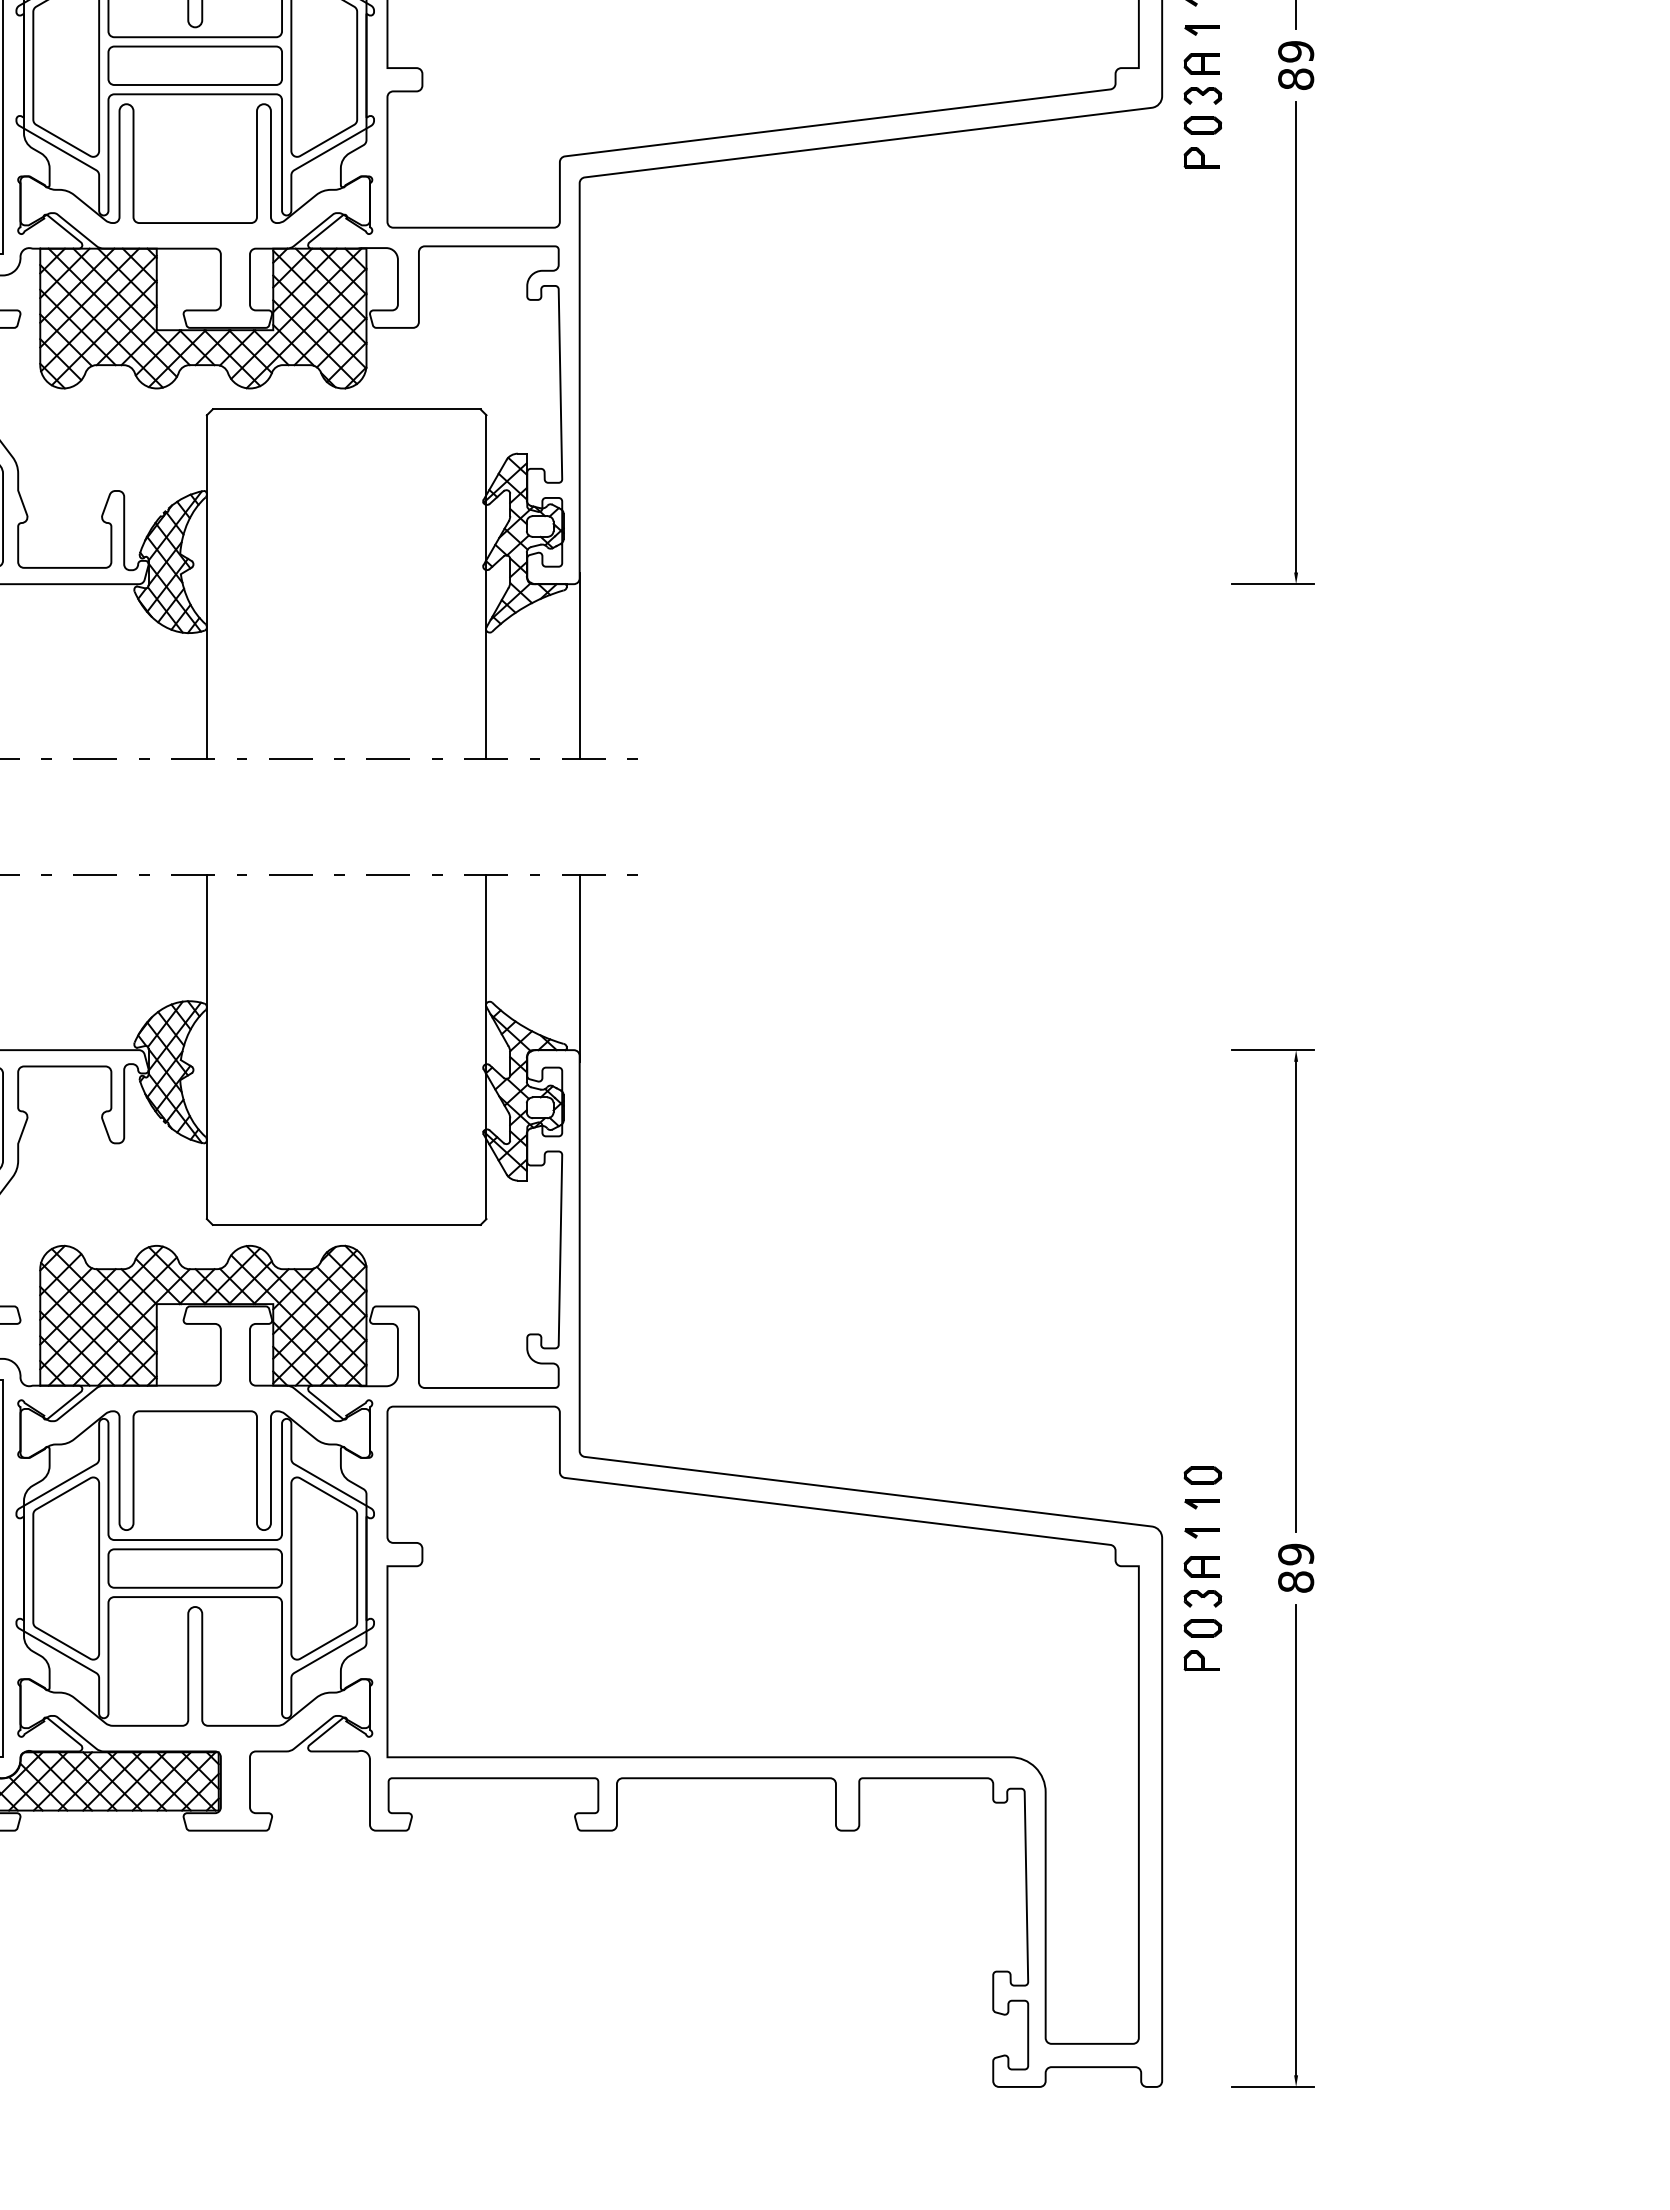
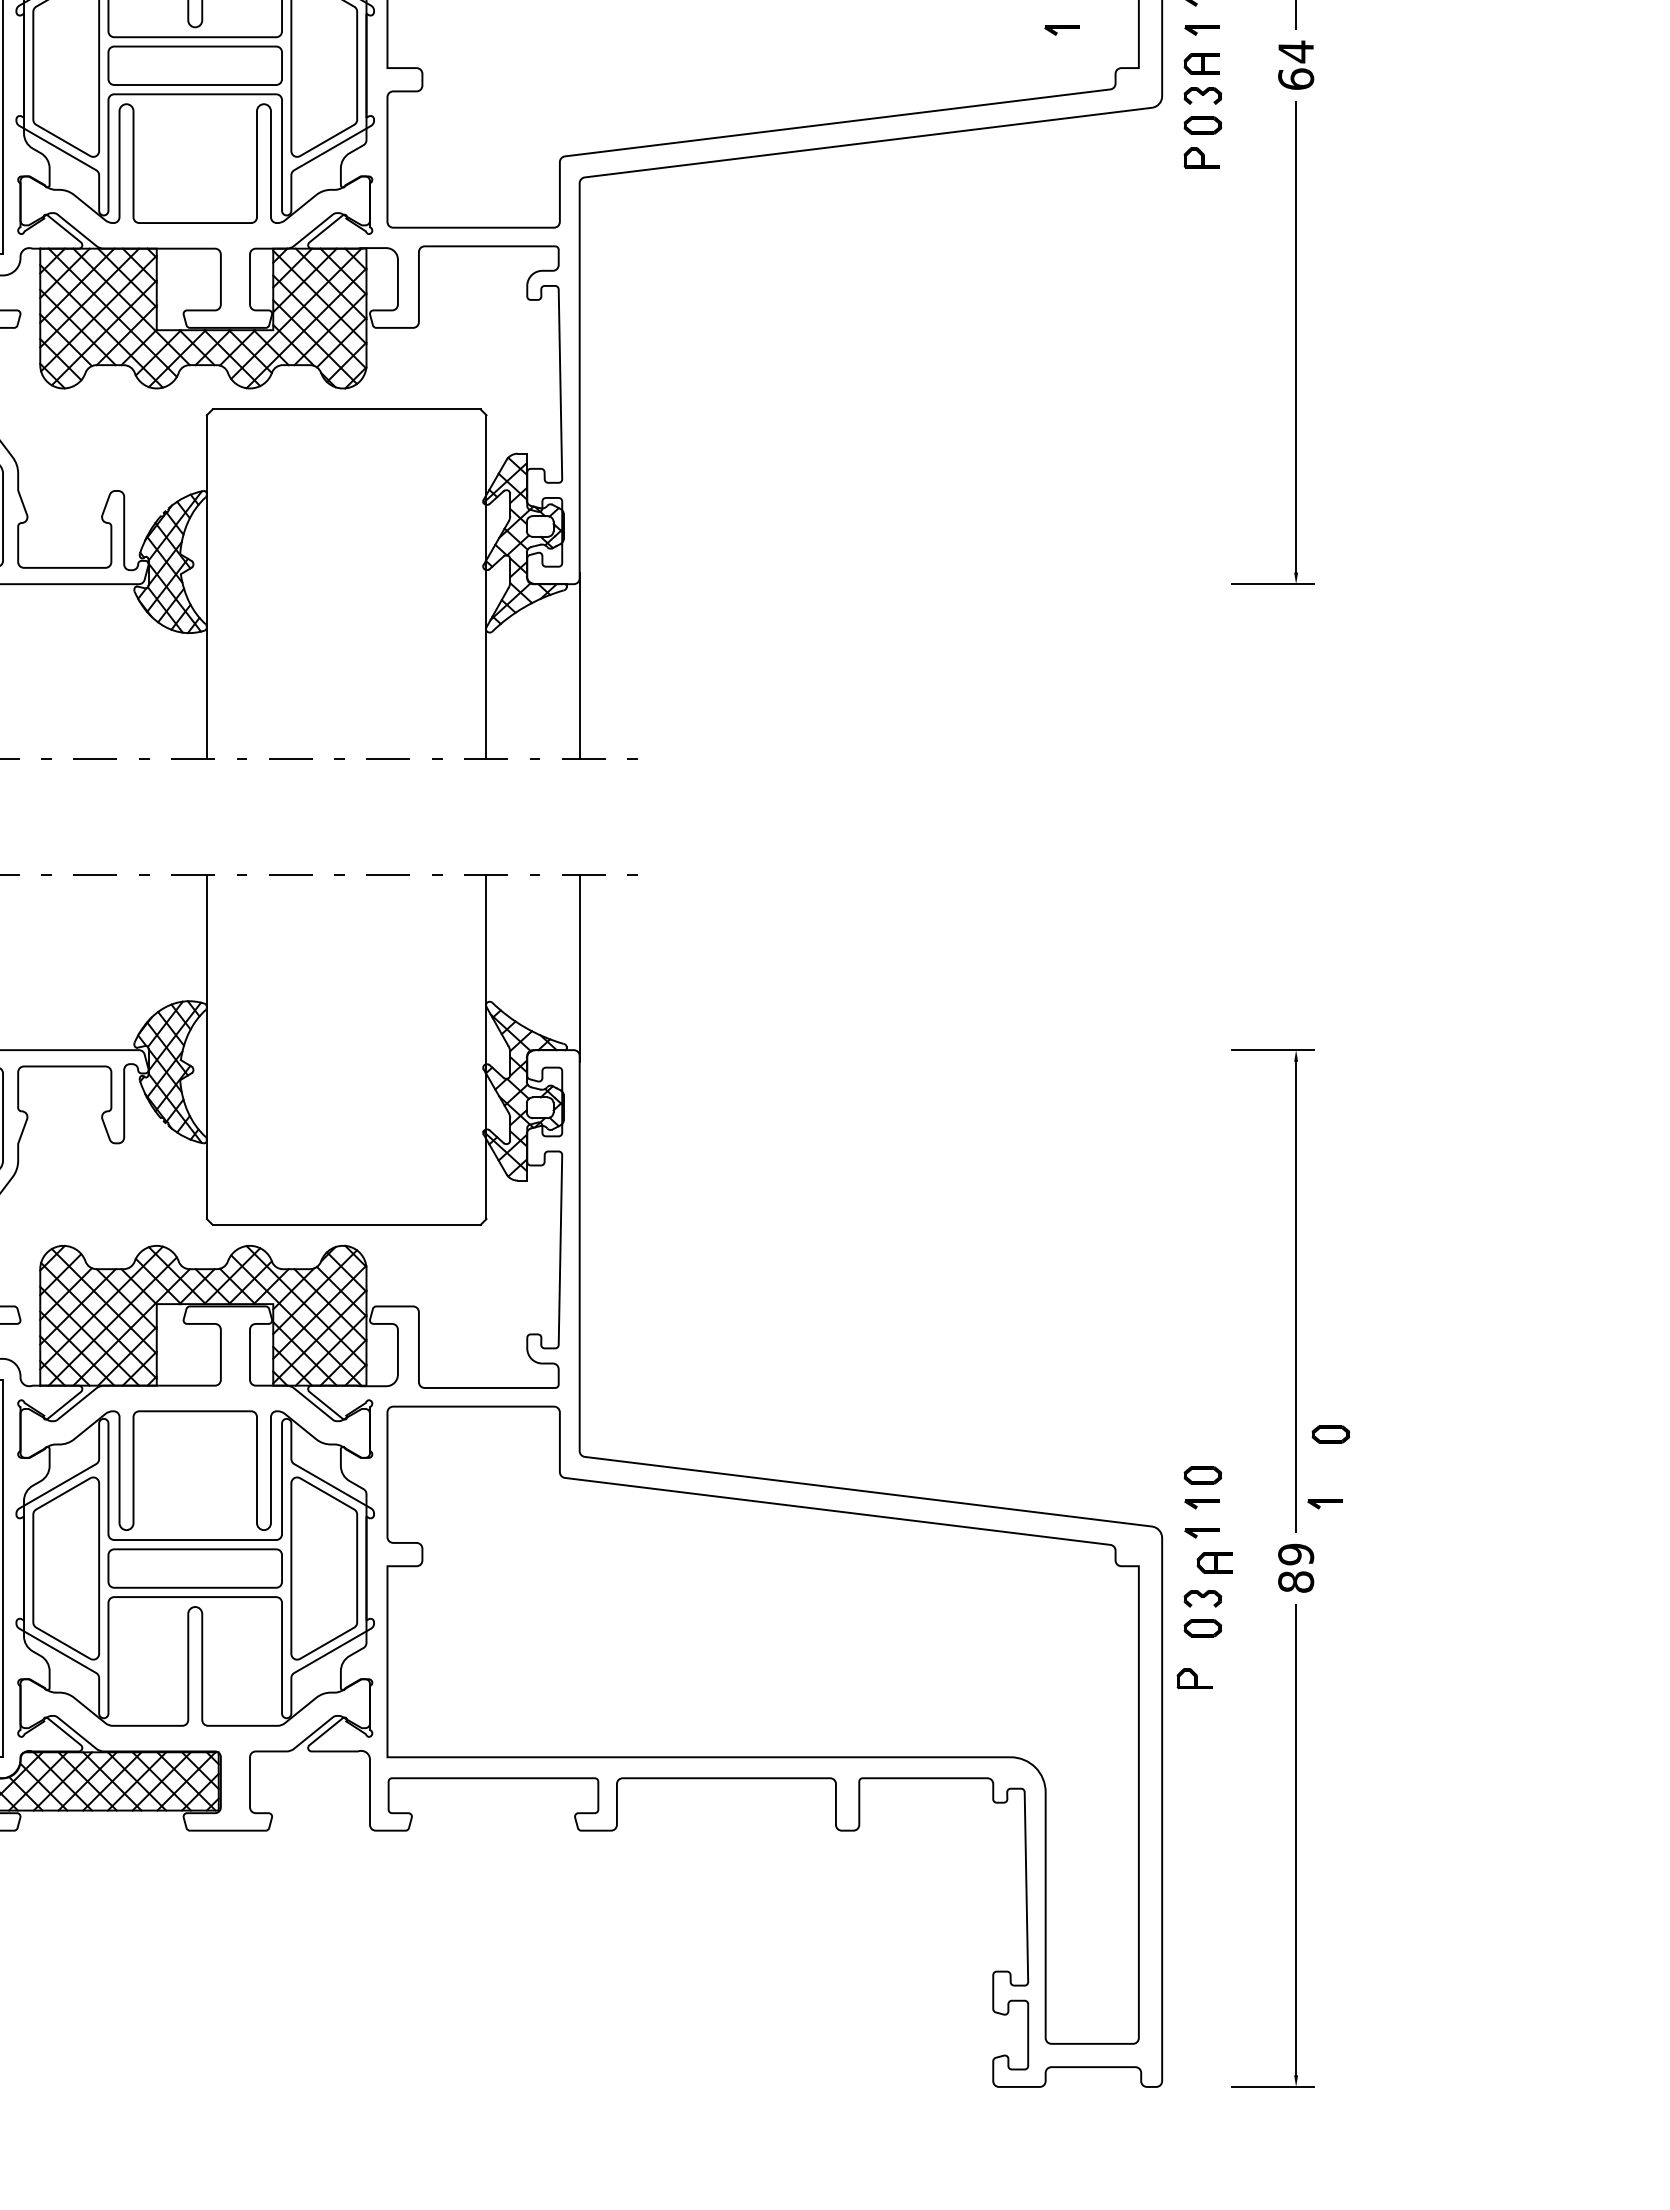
part: none -> present (1061, 30)
text: 89 -> 64 (1296, 64)
part: none -> present (1330, 1434)
part: none -> present (1324, 1504)
part position: (1201, 1566) -> (1214, 1562) (1214, 1562)
part position: (1201, 1660) -> (1194, 1678) (1194, 1678)
